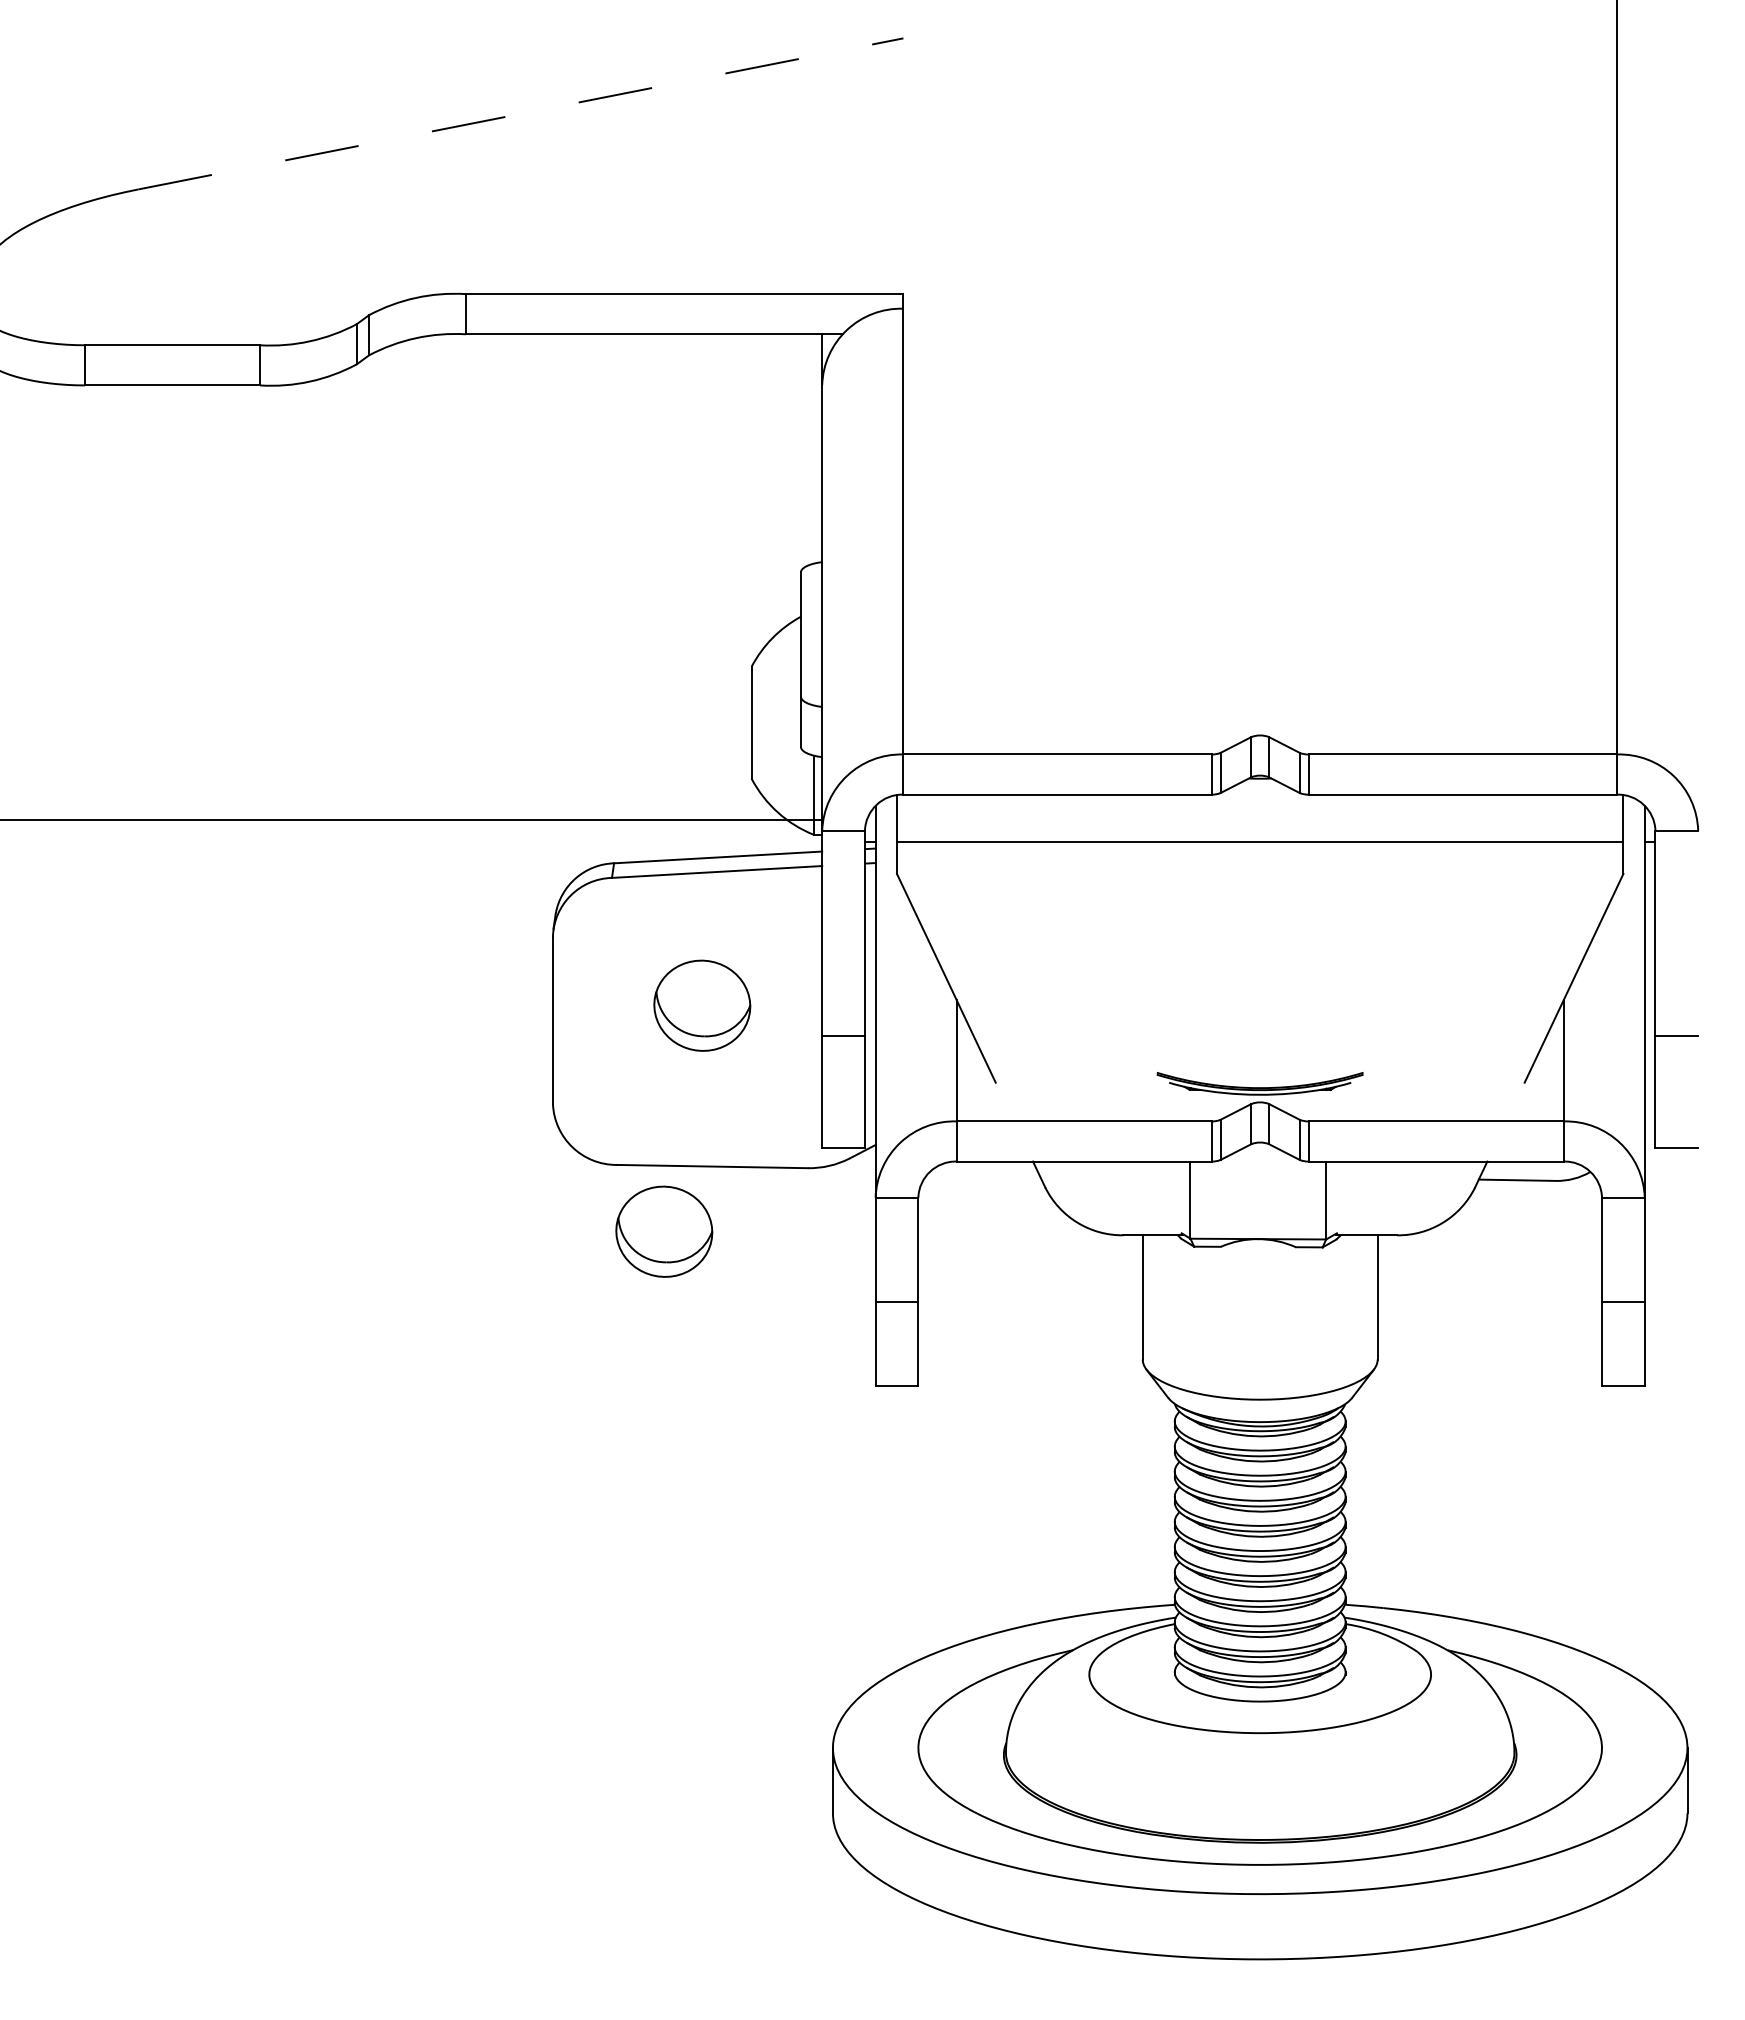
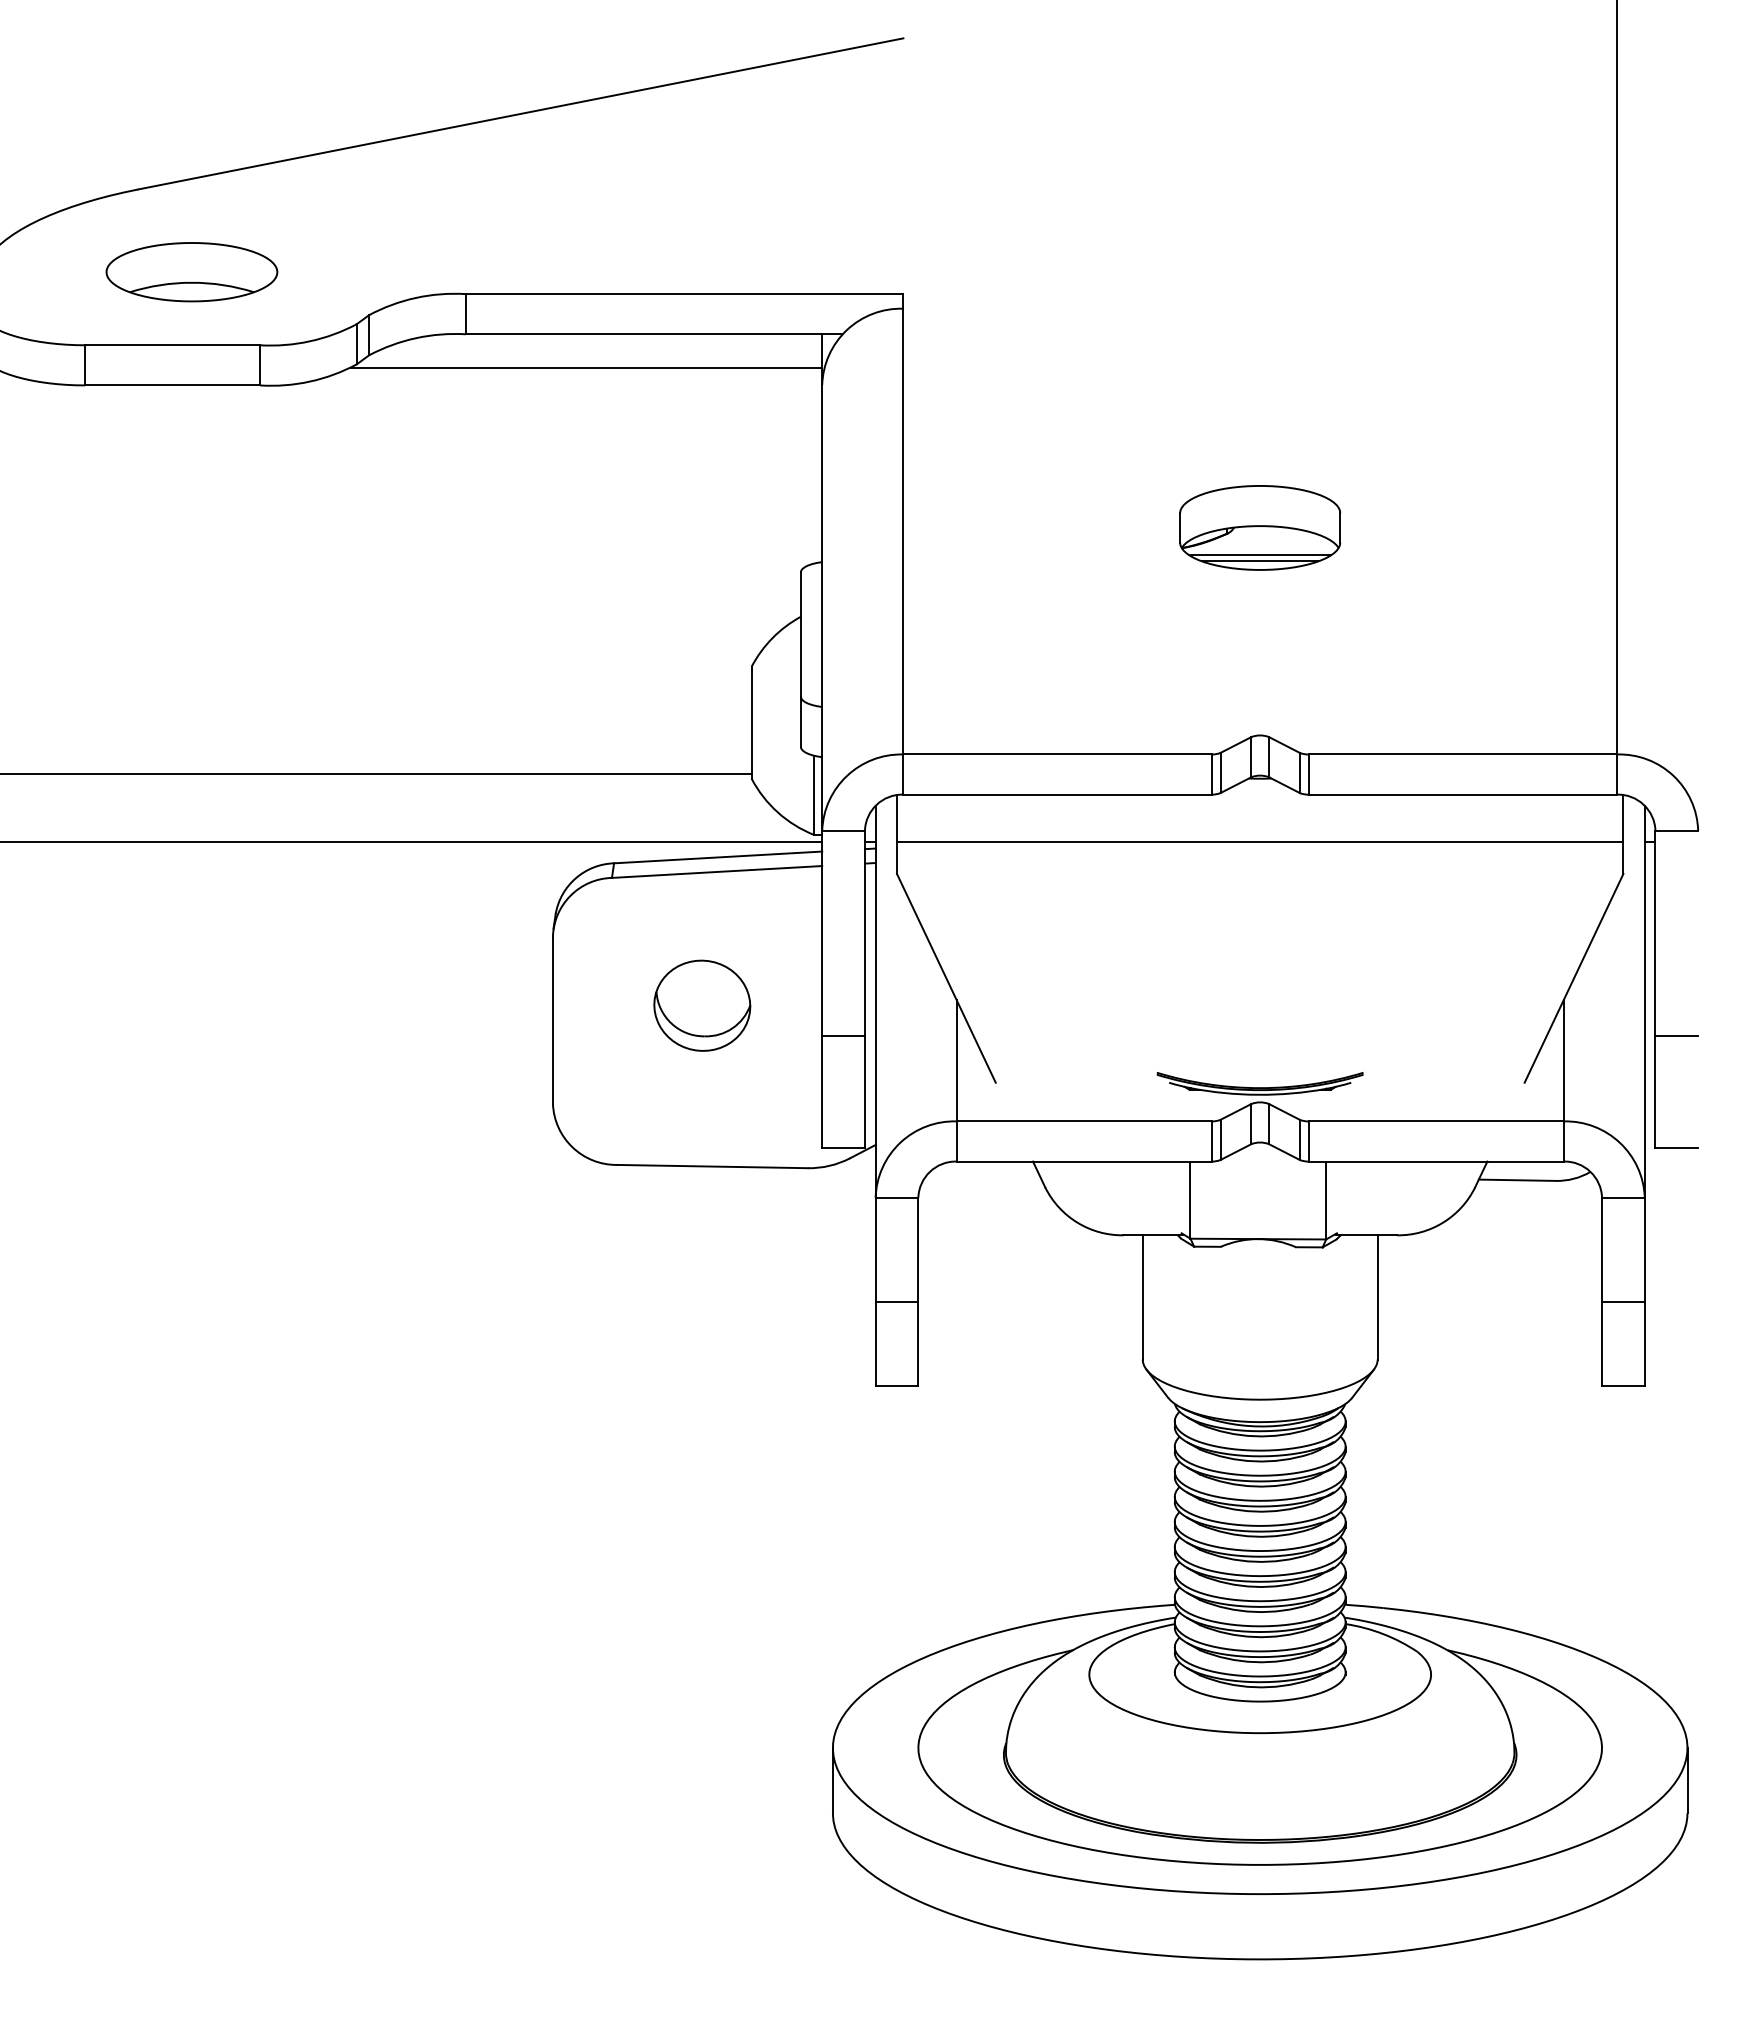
line: dashed -> solid (520, 113)
part: none -> present (191, 272)
line: none -> present (586, 368)
part: none -> present (1260, 527)
line: none -> present (376, 773)
line position: (412, 820) -> (412, 842) (412, 842)
part: present -> none (664, 1231)
